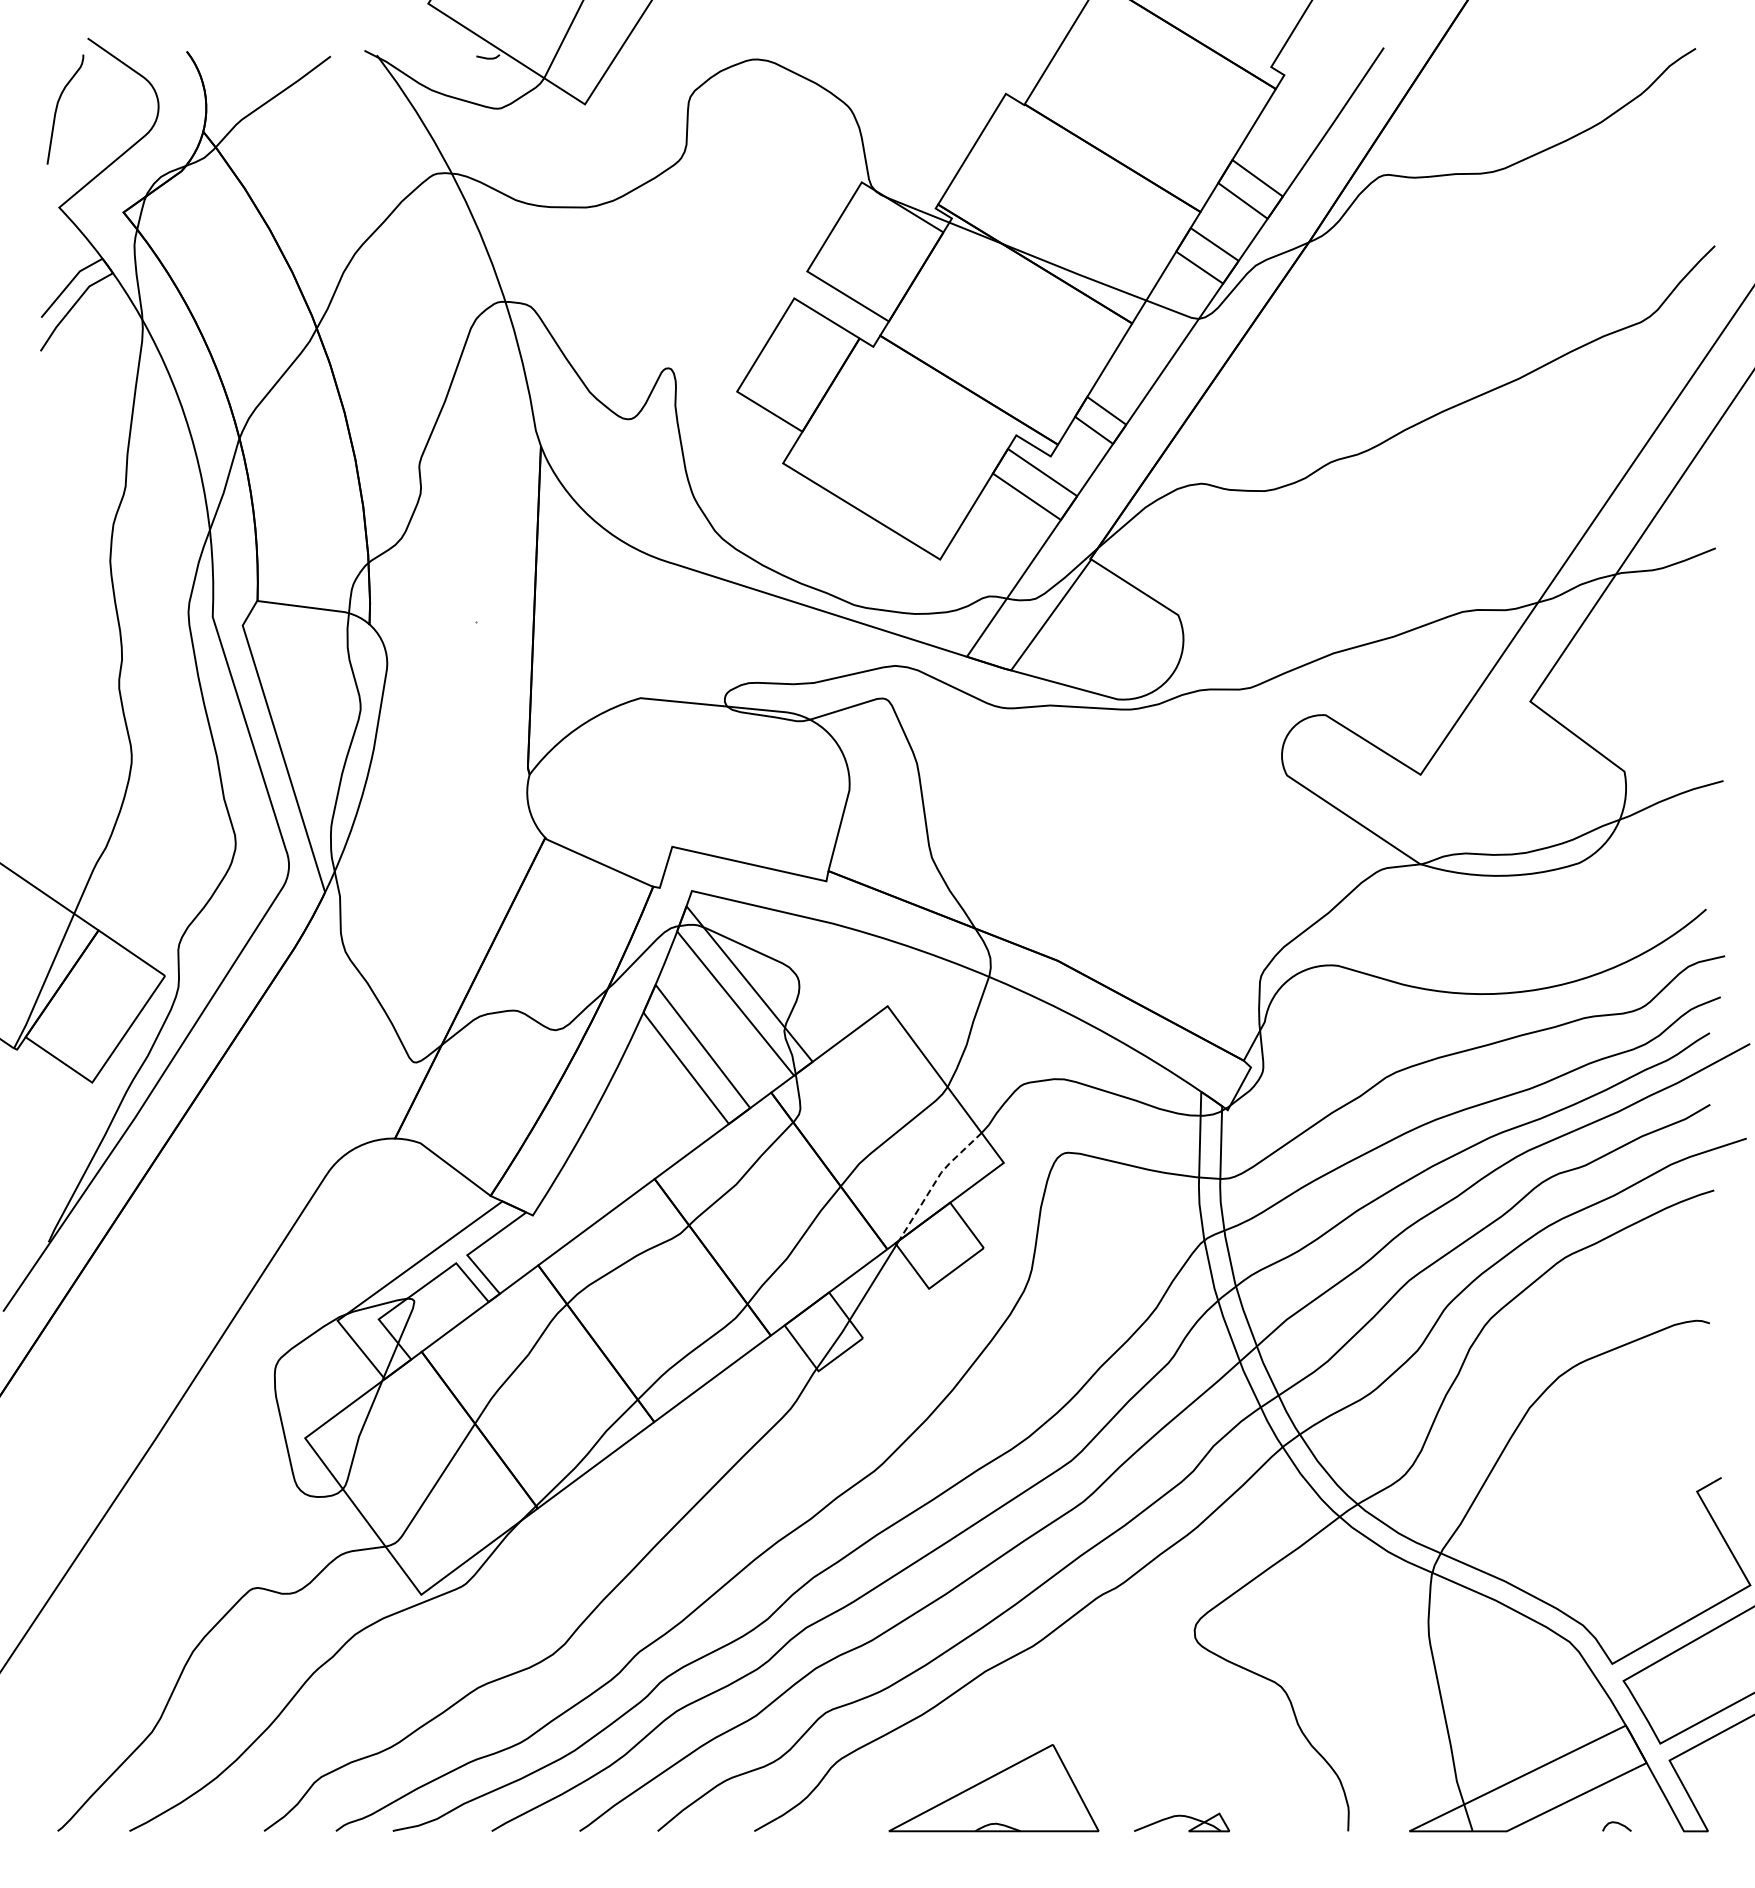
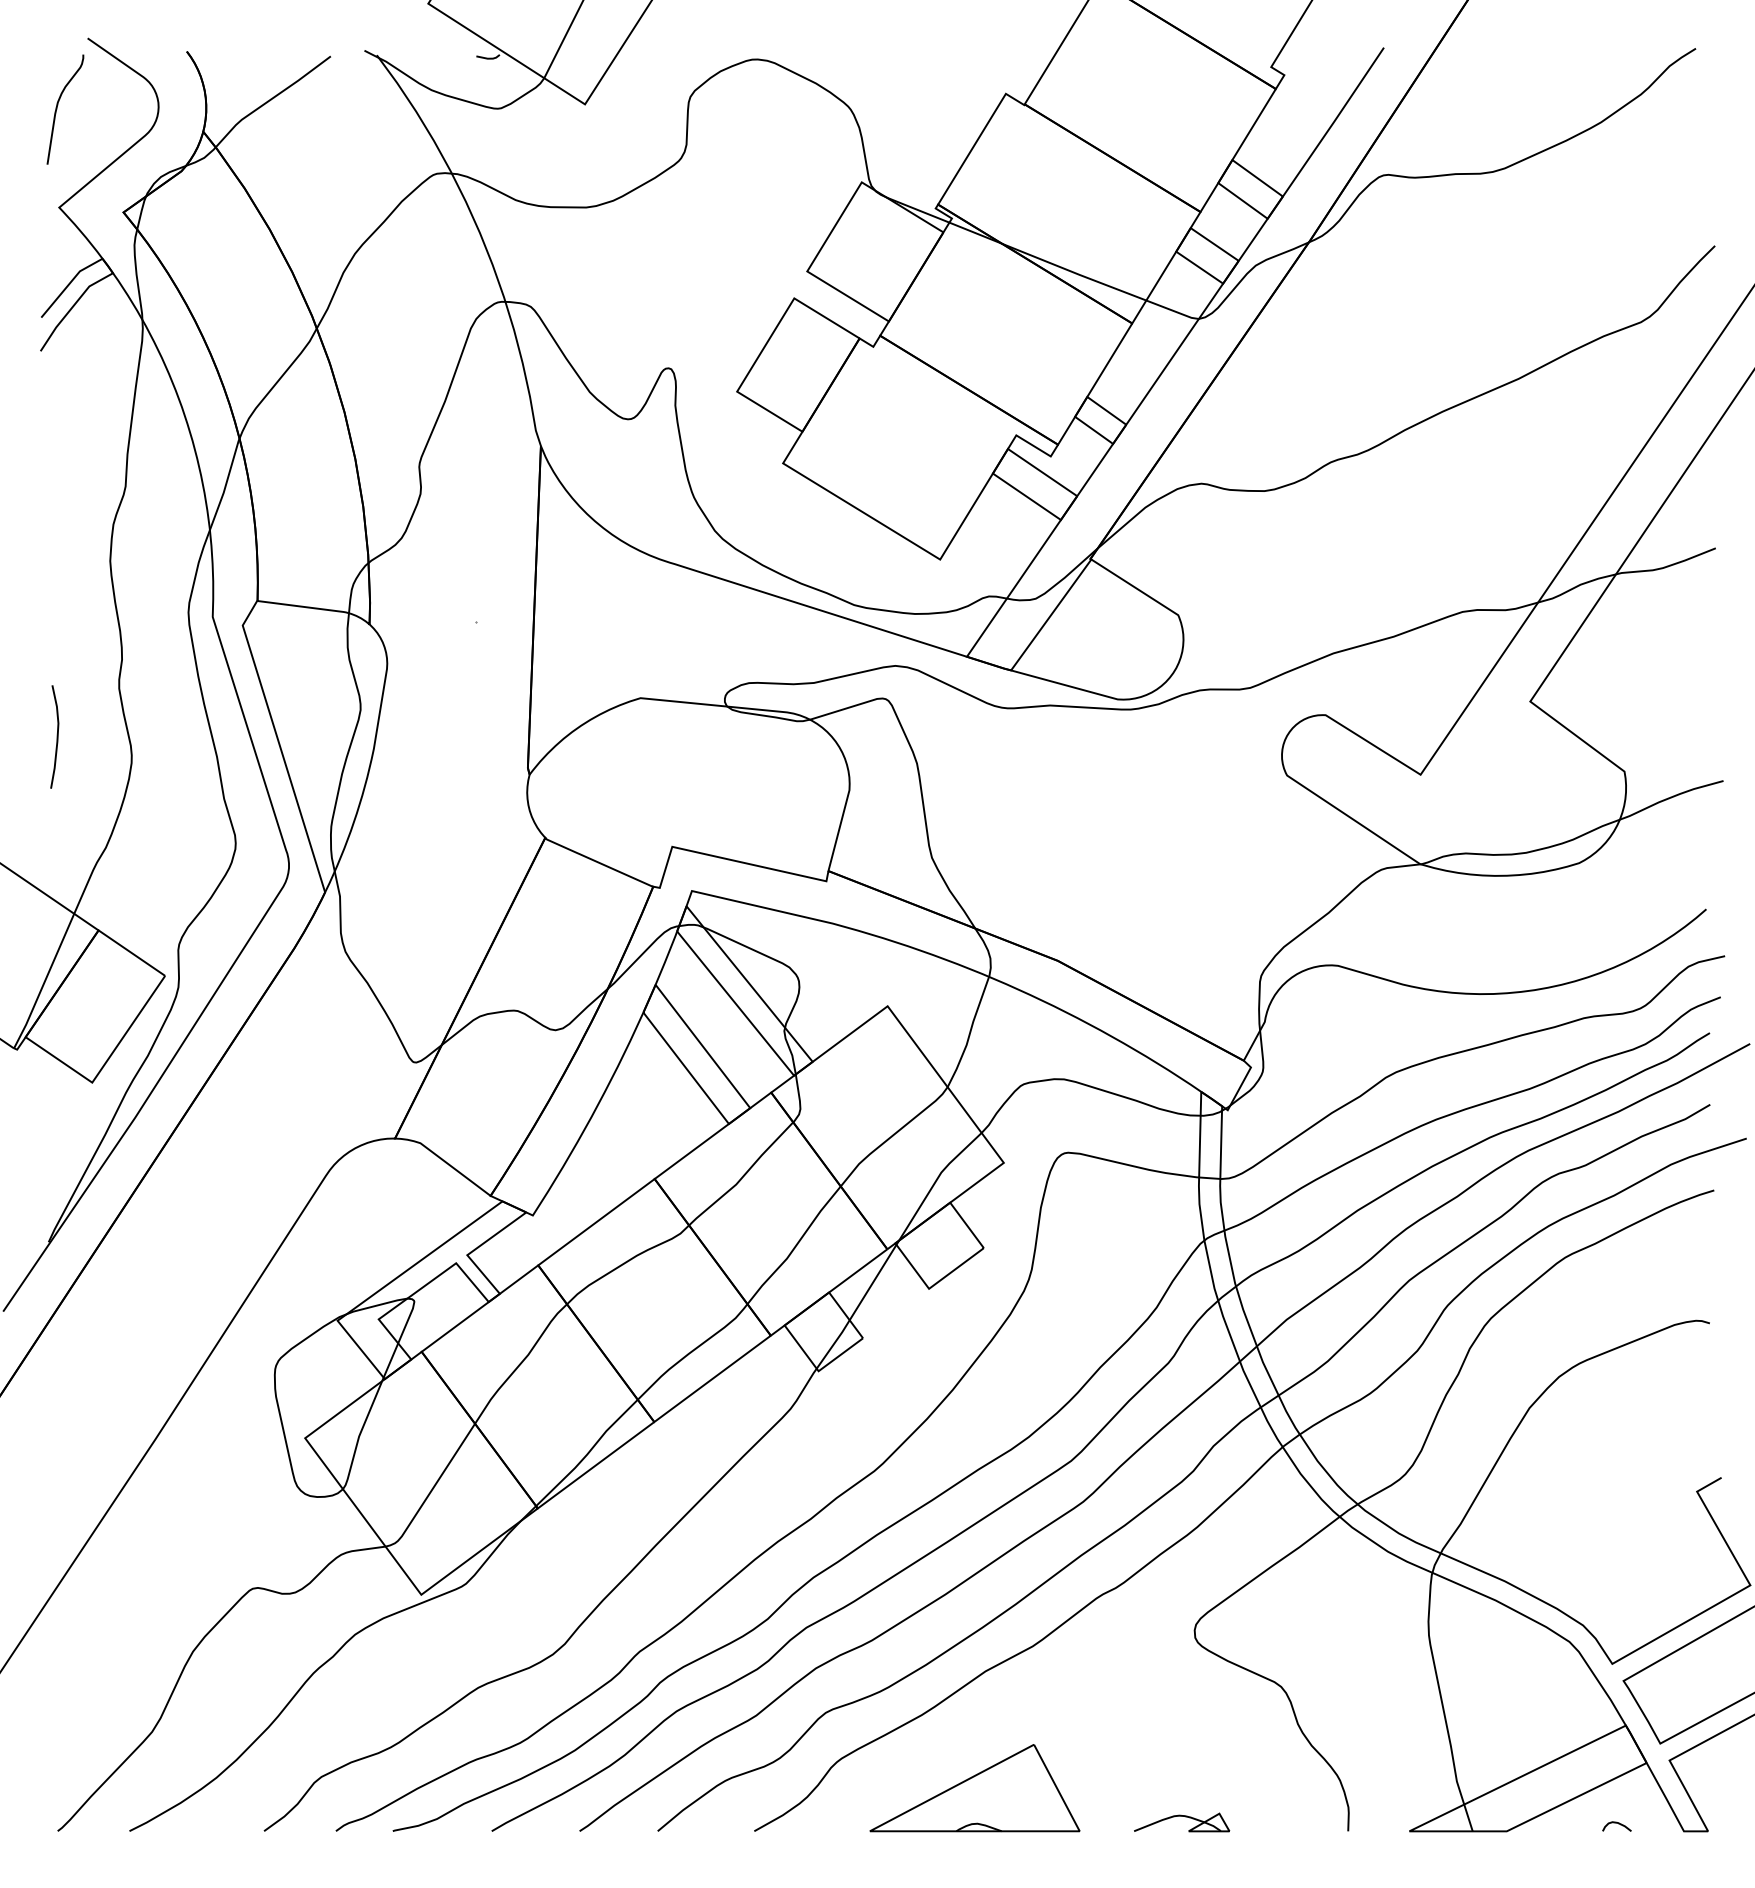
curve: none -> present (56, 736)
line: dashed -> solid (936, 1181)
part position: (993, 1788) -> (974, 1788) (974, 1788)
